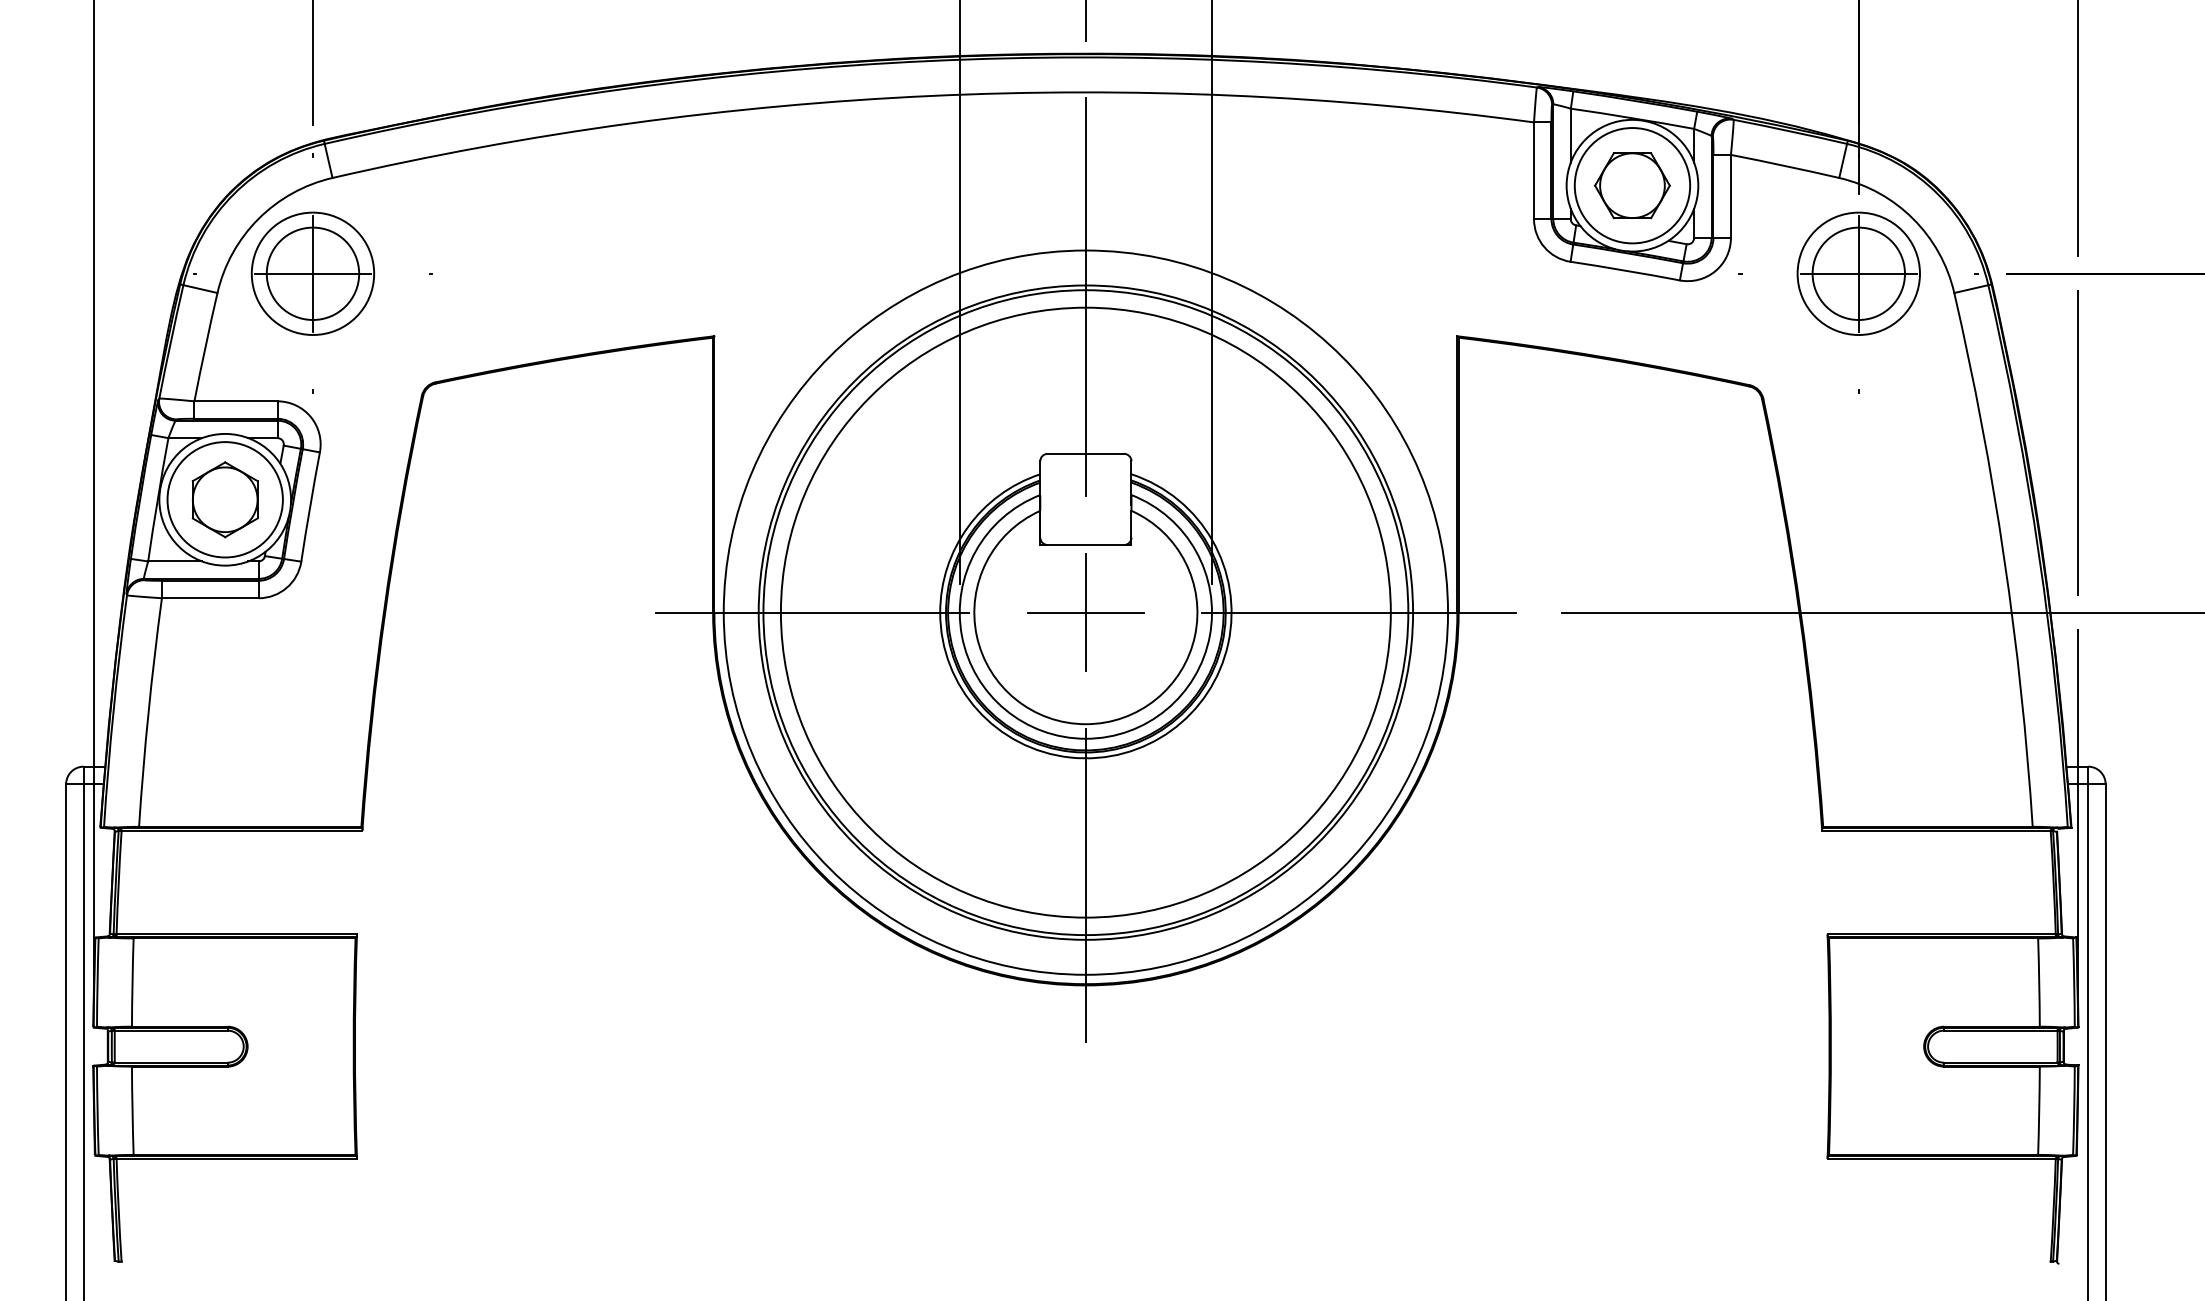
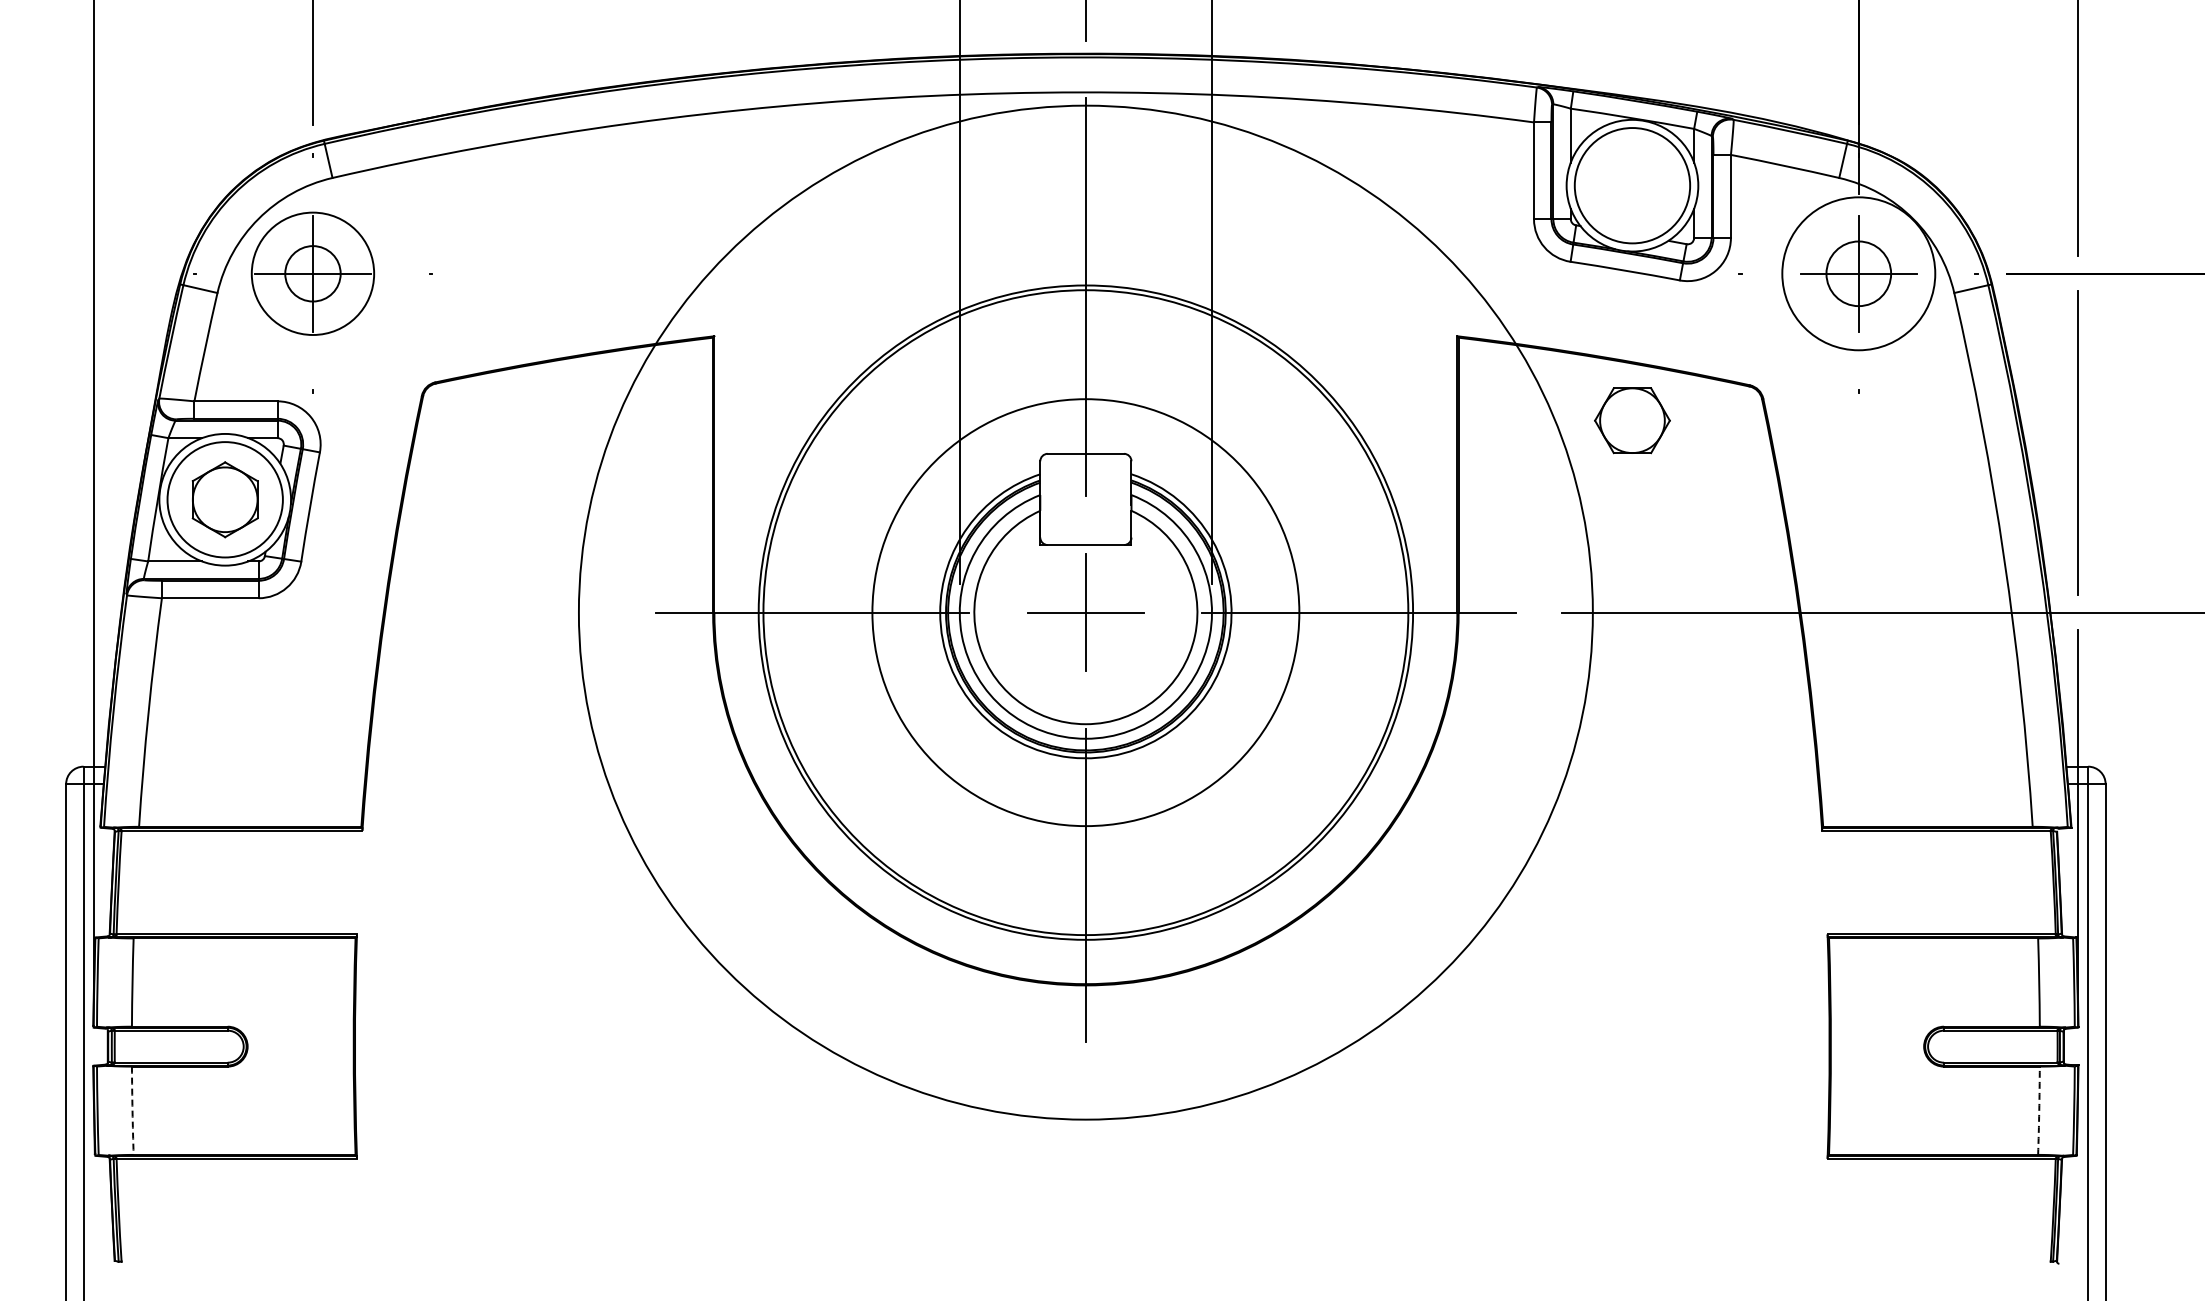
part position: (1632, 185) -> (1632, 420) (1632, 420)
circle diameter: 92 px -> 55 px (312, 273)
circle diameter: 122 px -> 153 px (1858, 273)
circle diameter: 92 px -> 65 px (1858, 273)
circle diameter: 610 px -> 427 px (1085, 612)
circle diameter: 724 px -> 1014 px (1085, 612)
arc: solid -> dashed (132, 1110)
arc: solid -> dashed (2039, 1110)
